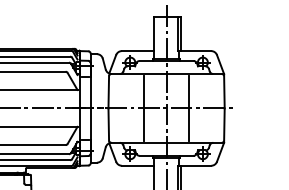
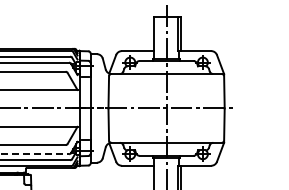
line: present -> none (144, 108)
line: present -> none (188, 108)
line: solid -> dashed (35, 154)
